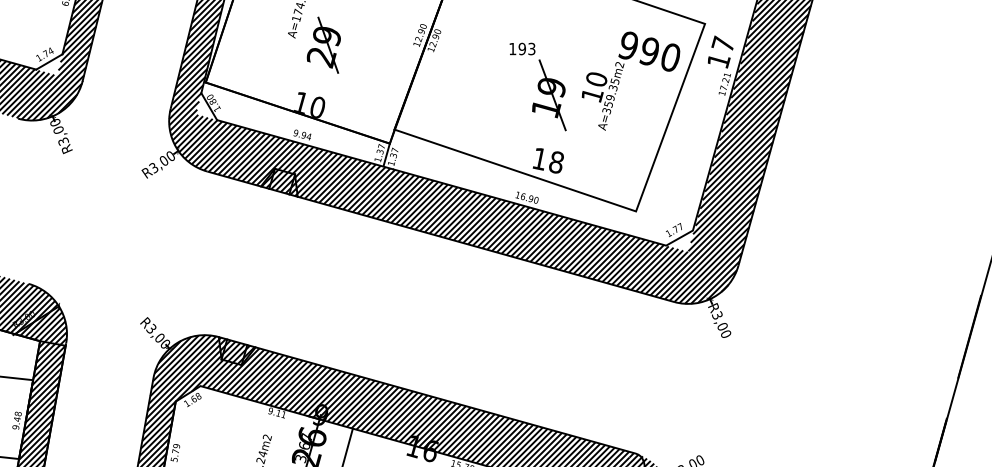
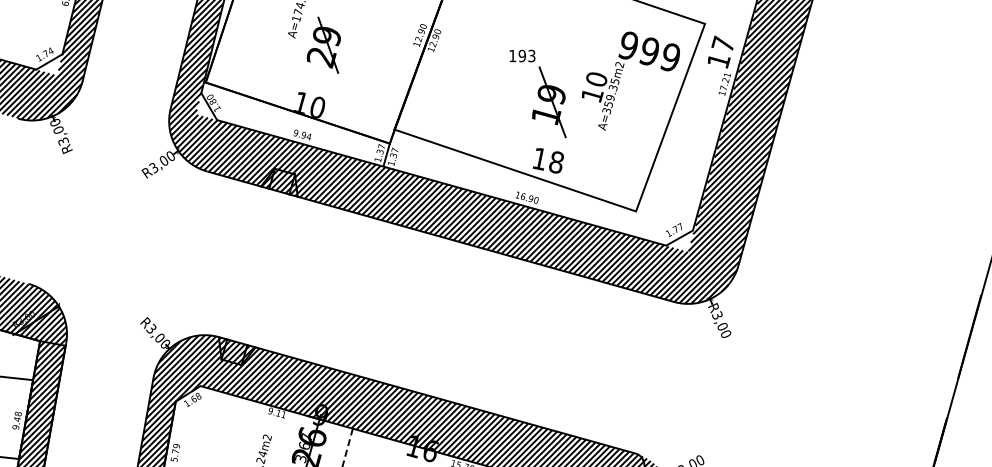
text: 990 -> 999 (670, 57)
part position: (537, 86) -> (537, 93) (537, 93)
line: solid -> dashed (347, 447)
